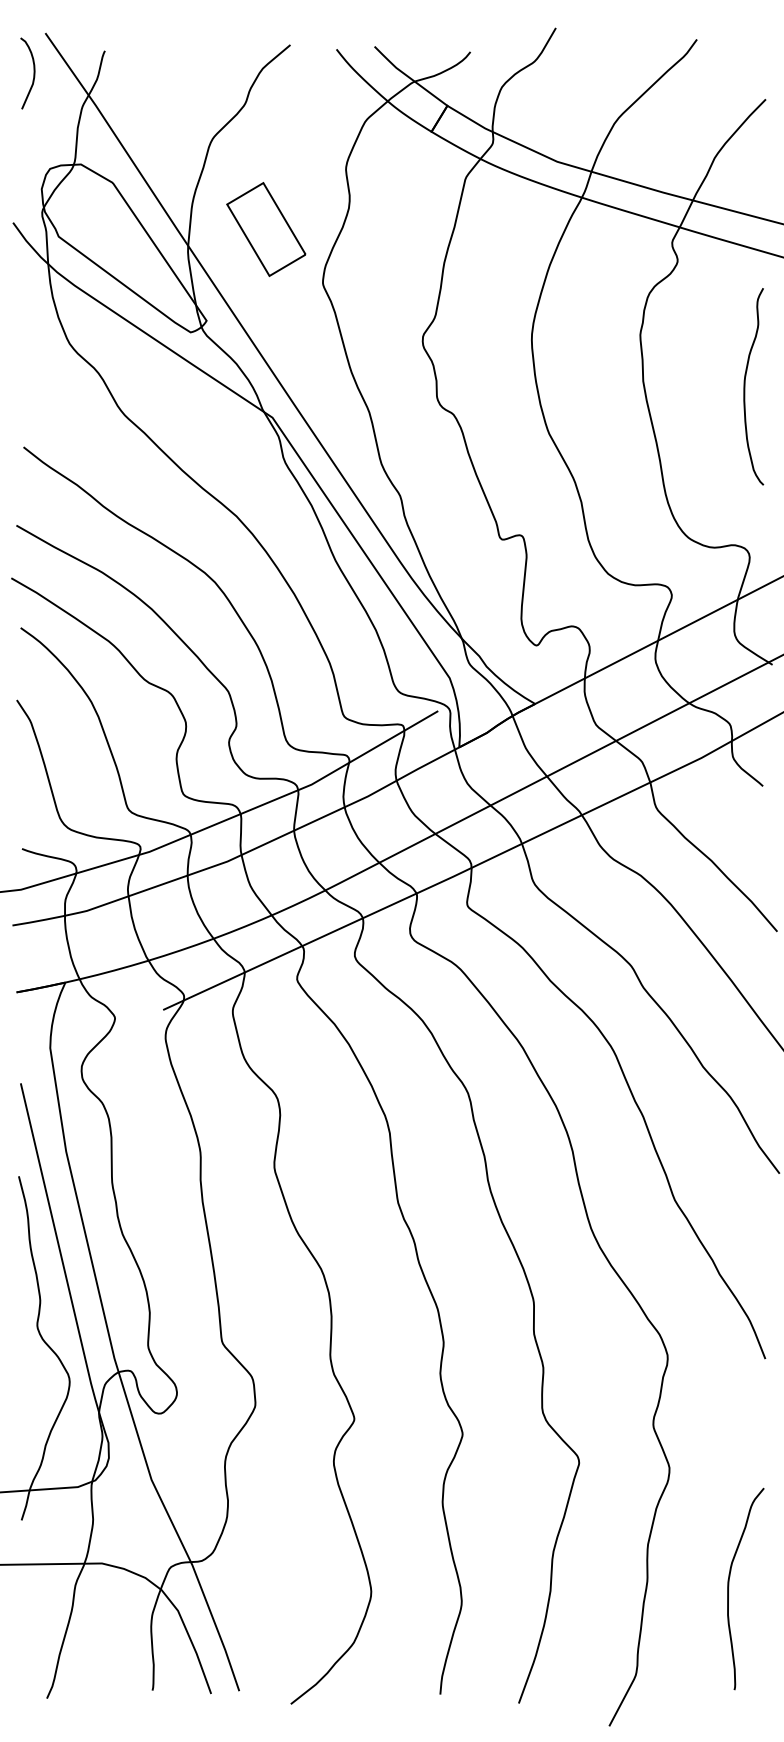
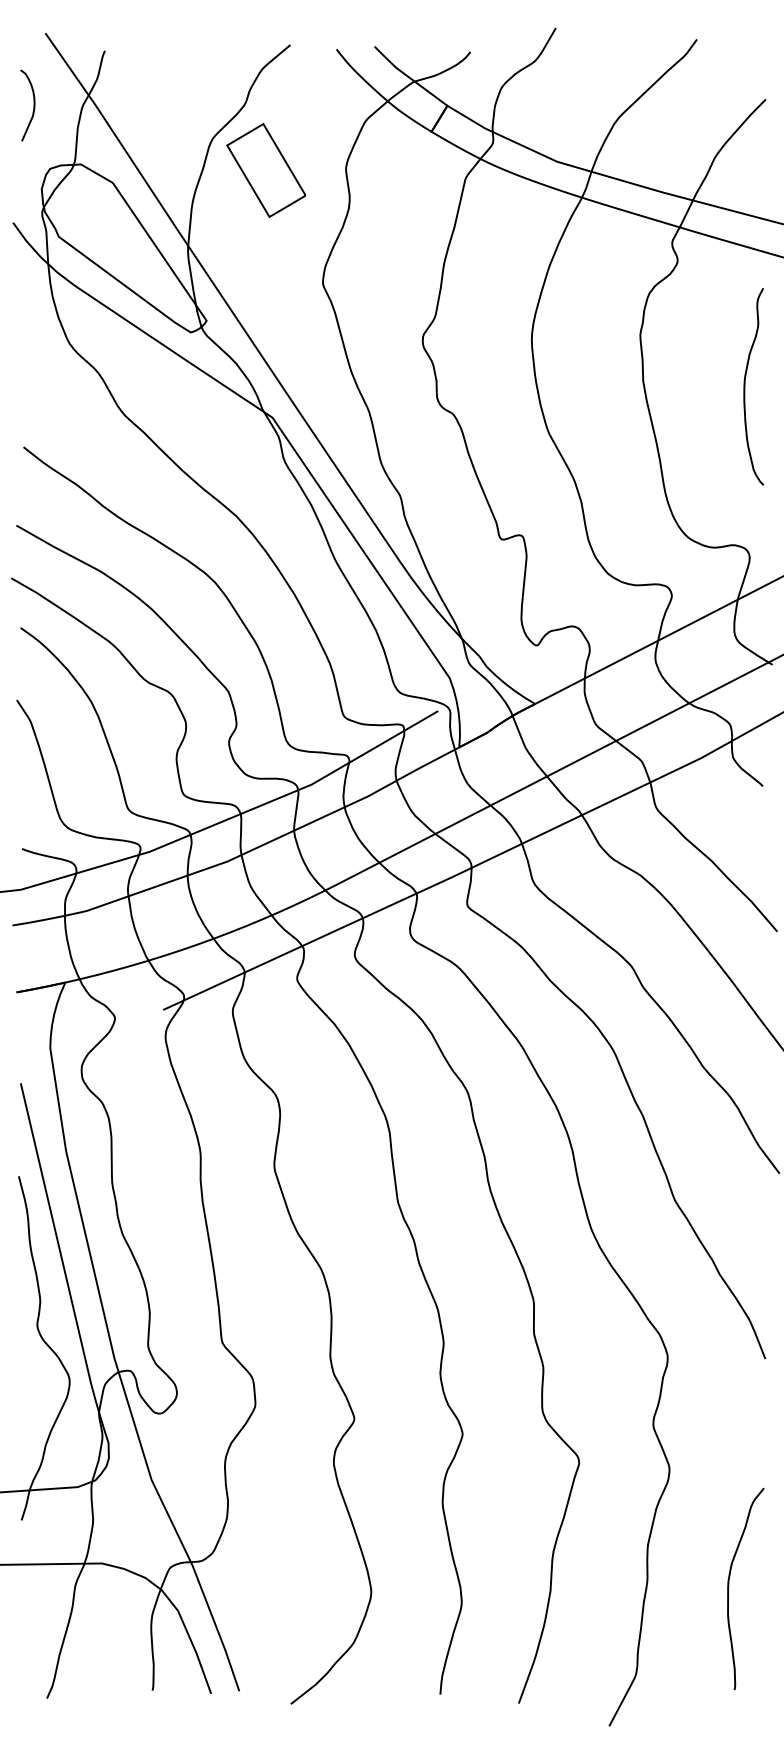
curve position: (33, 73) -> (33, 105) (33, 105)
part position: (266, 229) -> (266, 170) (266, 170)
